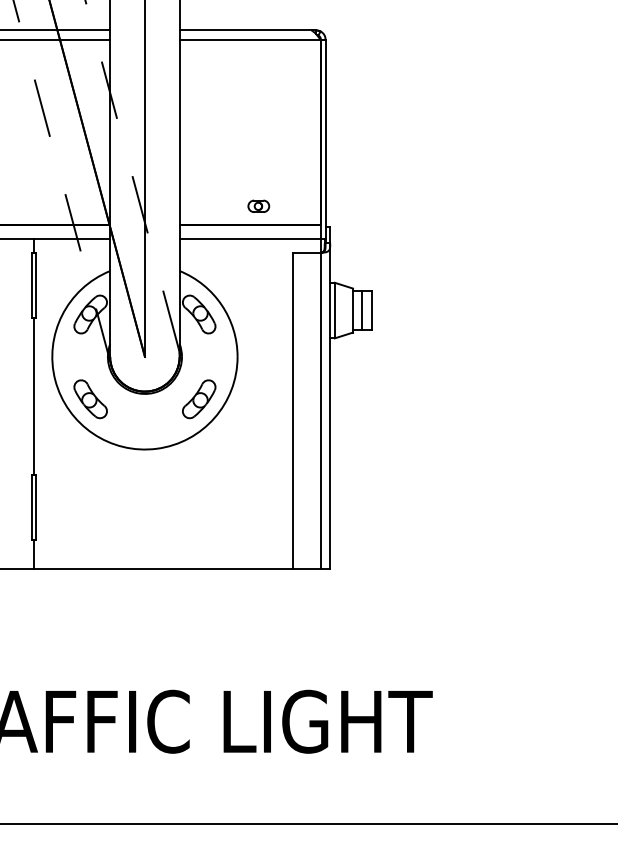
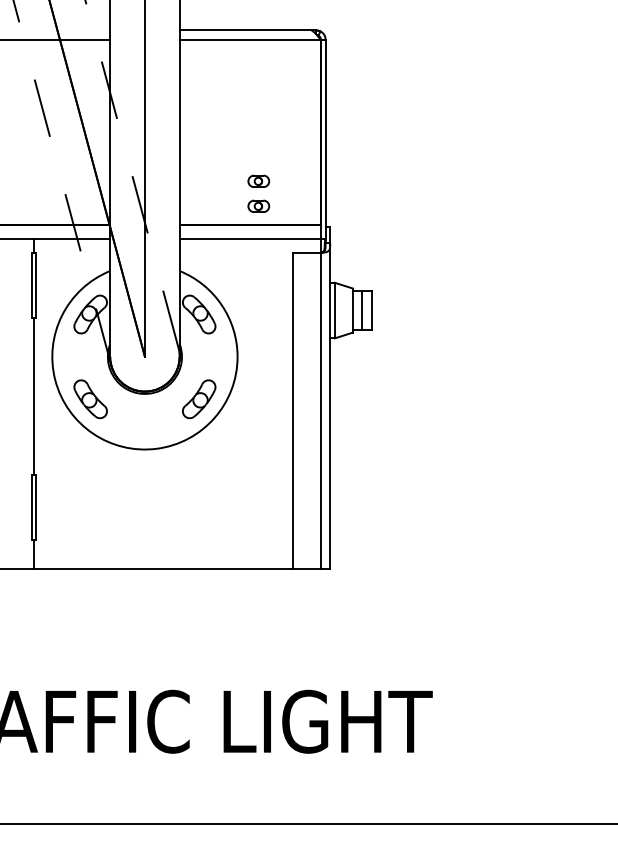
line: present -> none (56, 30)
part: none -> present (258, 180)
